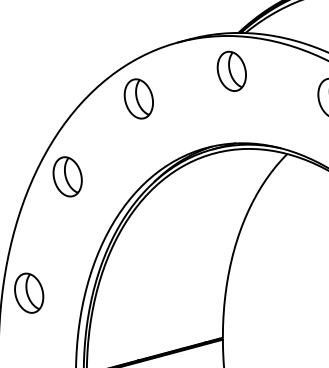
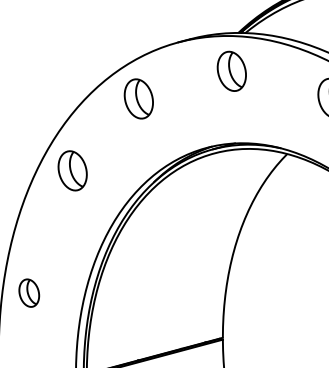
part position: (67, 176) -> (72, 170) (72, 170)
part size: 31x42 px -> 23x30 px (29, 292)
